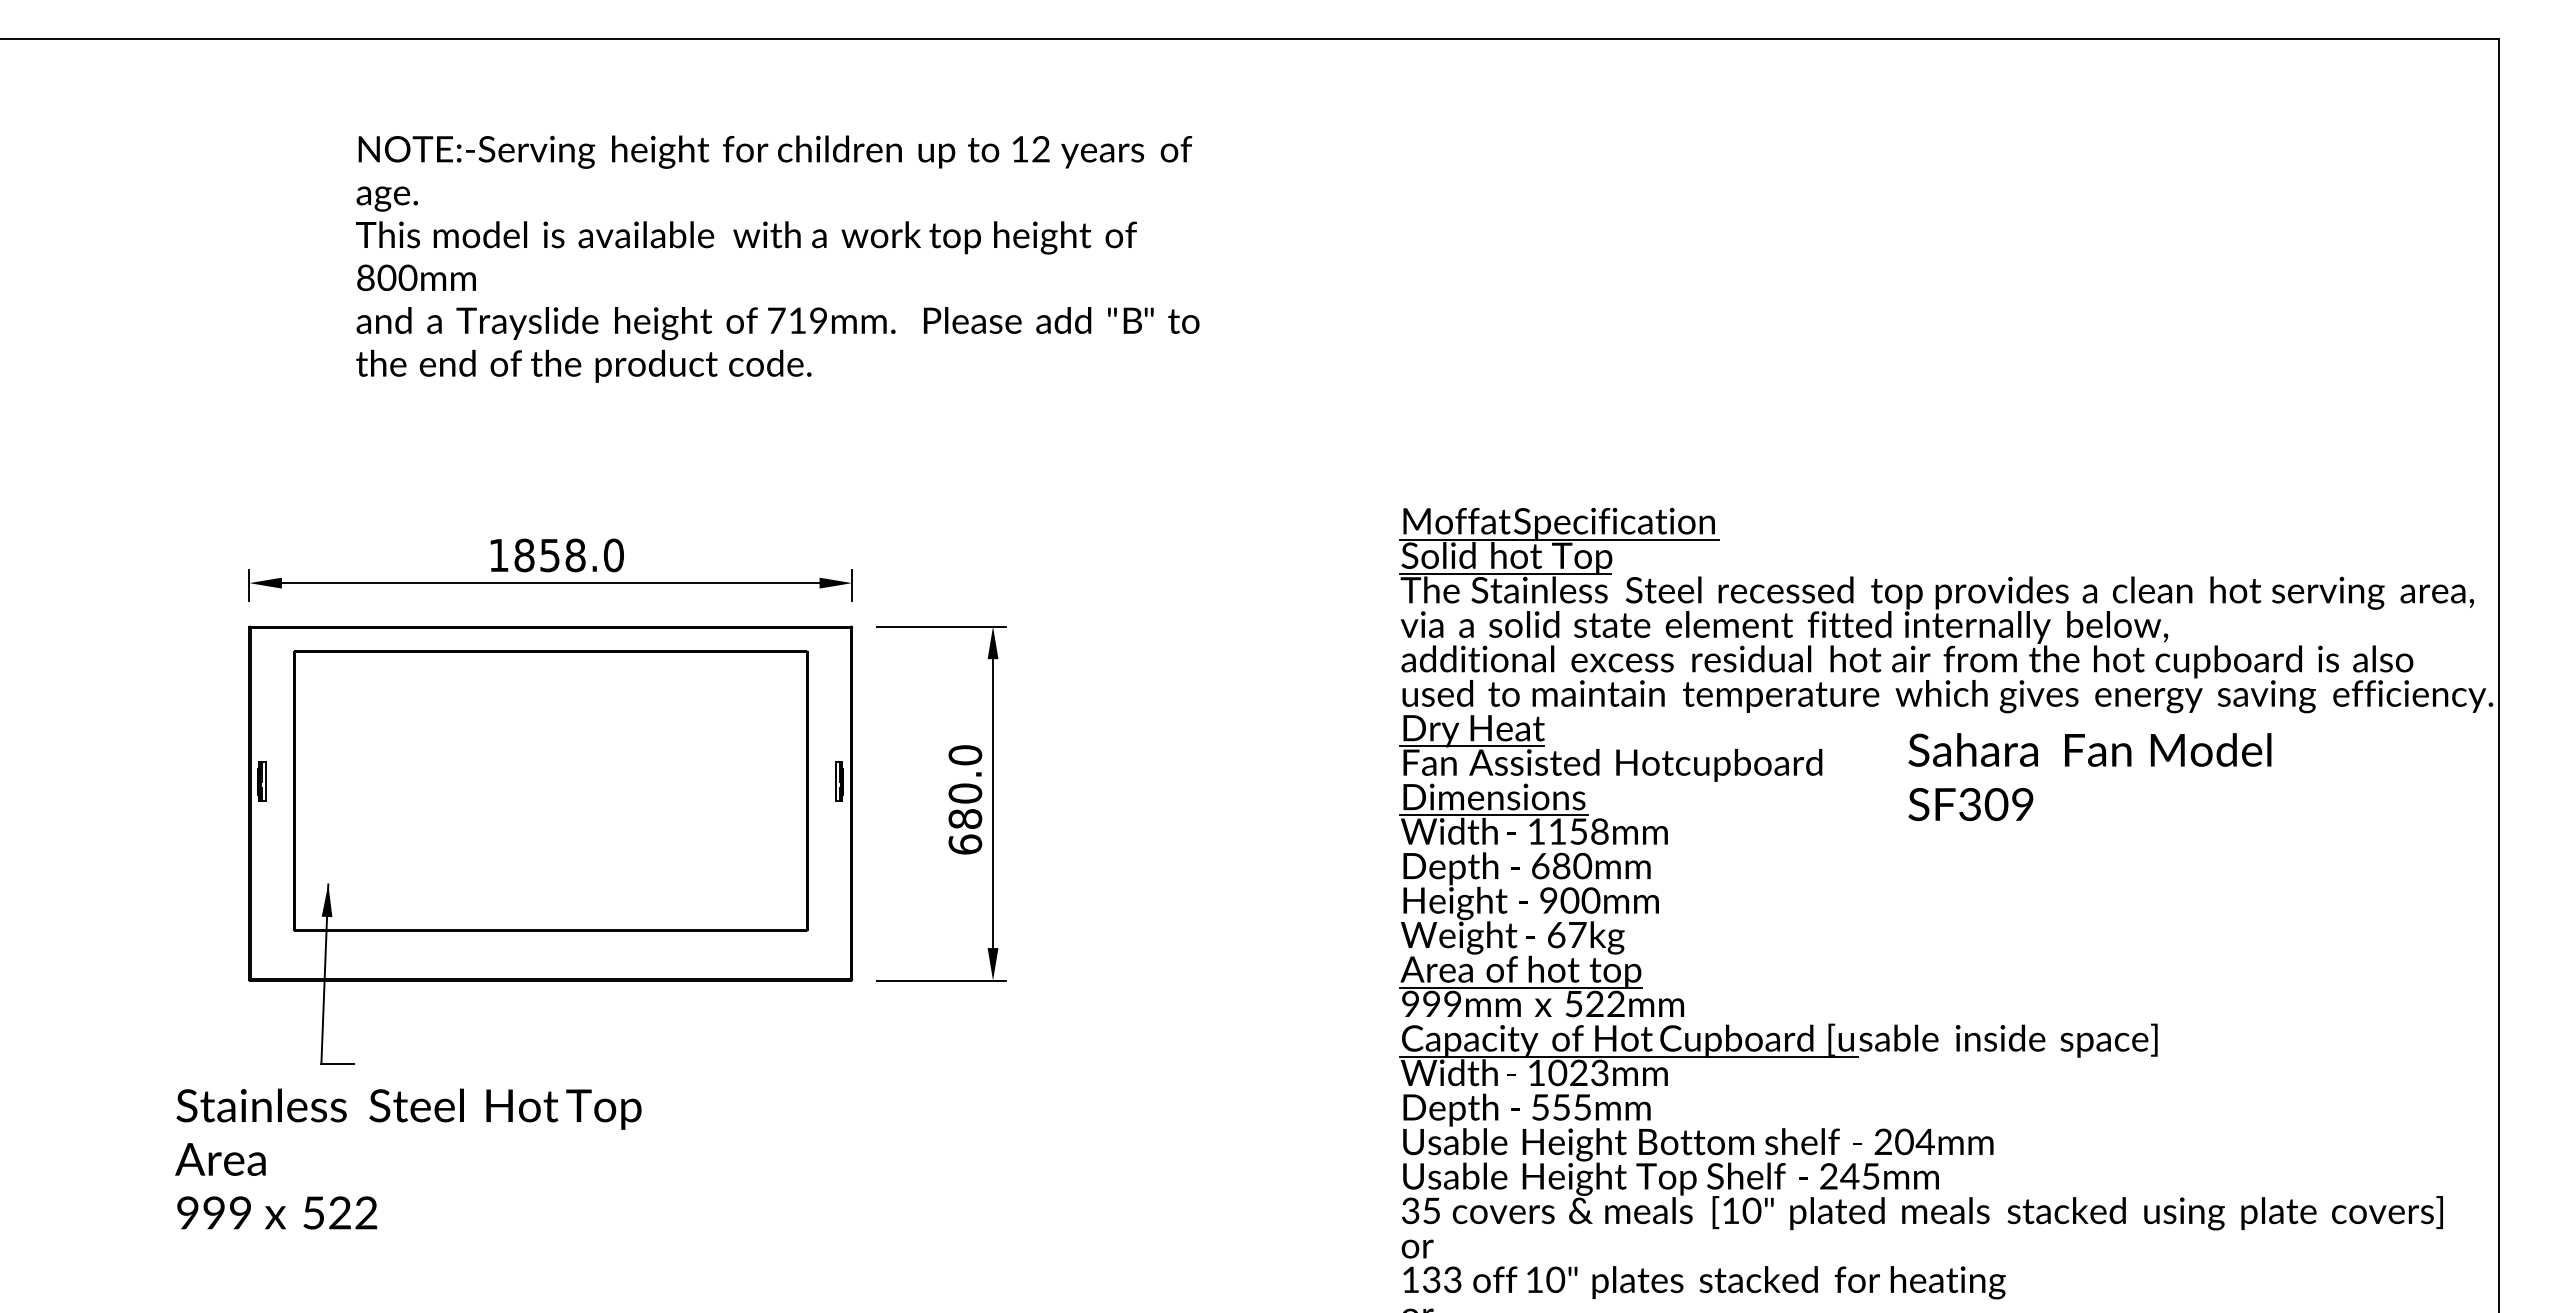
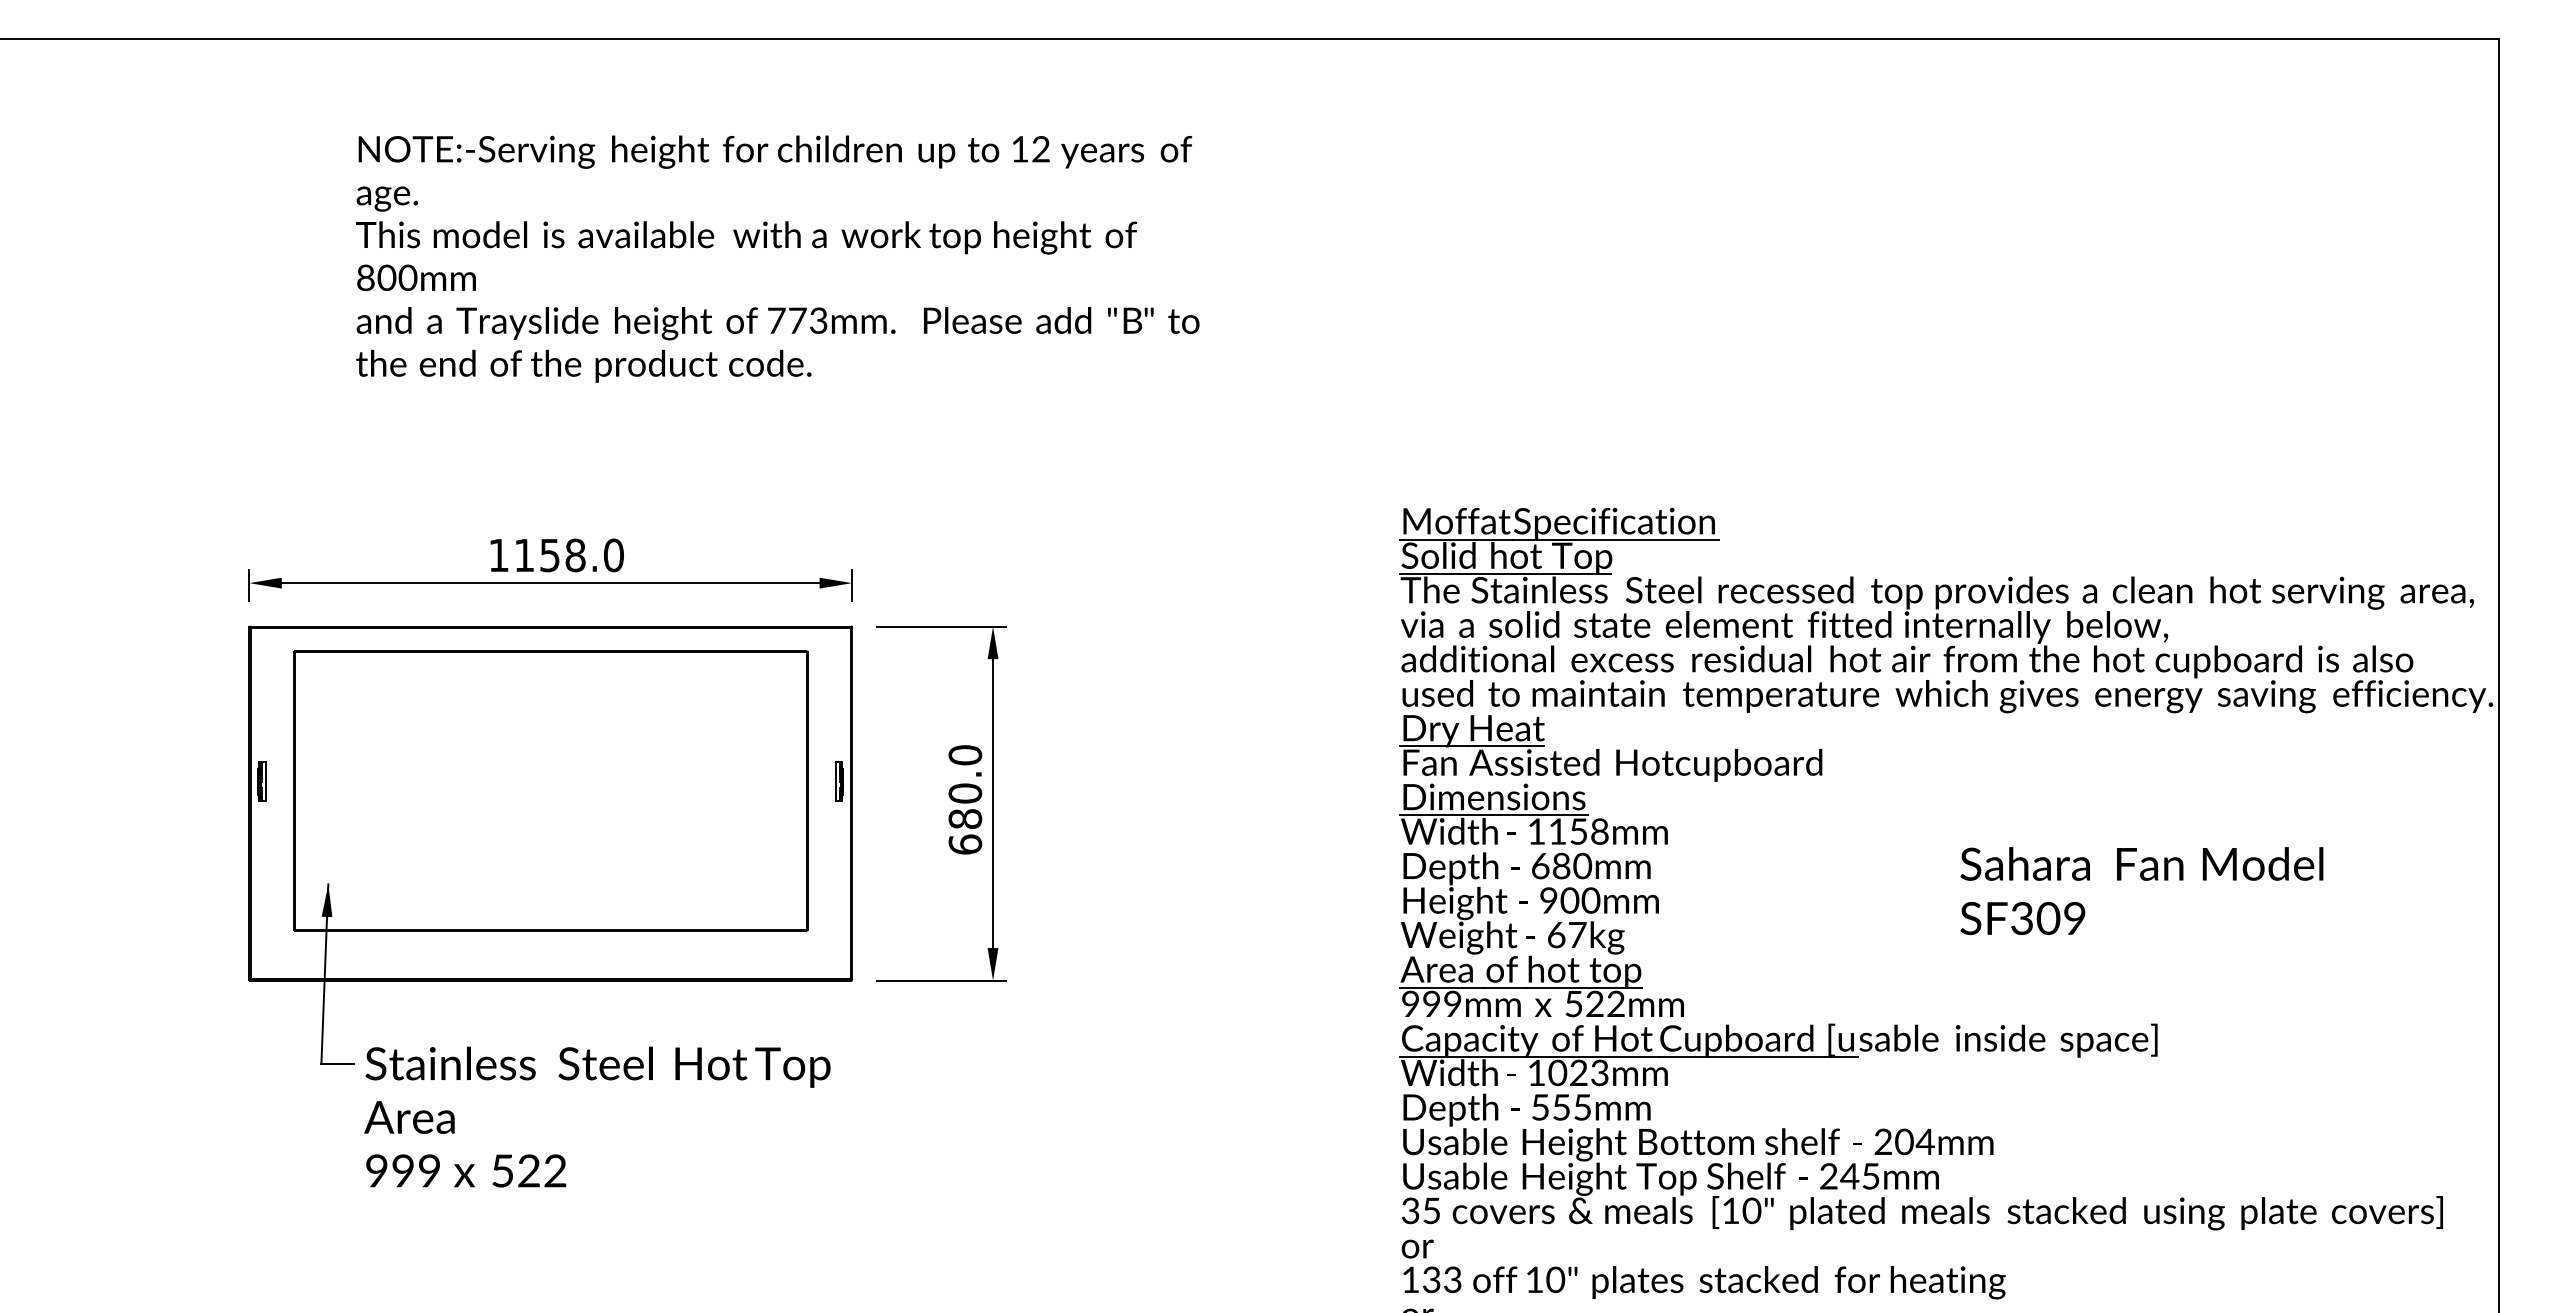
text: 719mm. -> 773mm. (808, 320)
text: 1858.0 -> 1158.0 (524, 555)
text position: (2089, 777) -> (2141, 891) (2141, 891)
text position: (408, 1158) -> (597, 1116) (597, 1116)
